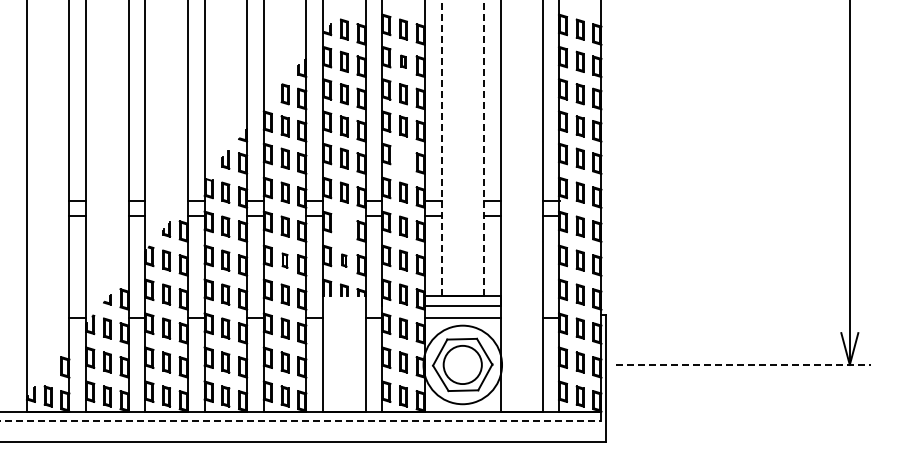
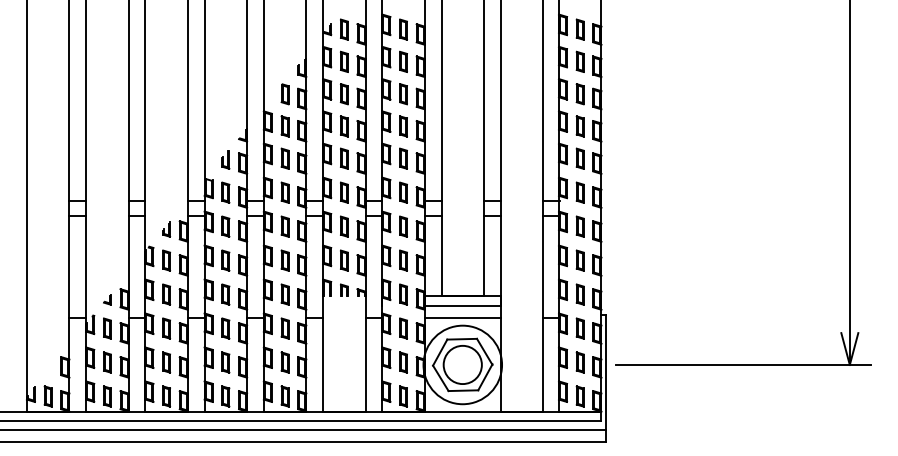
part size: 7x15 px -> 9x23 px (403, 61)
line: dashed -> solid (441, 148)
line: dashed -> solid (484, 148)
part: none -> present (403, 158)
part: none -> present (344, 226)
part size: 8x17 px -> 10x23 px (284, 260)
part size: 7x15 px -> 9x23 px (344, 260)
line: dashed -> solid (744, 364)
line: dashed -> solid (301, 421)
line: none -> present (303, 429)
